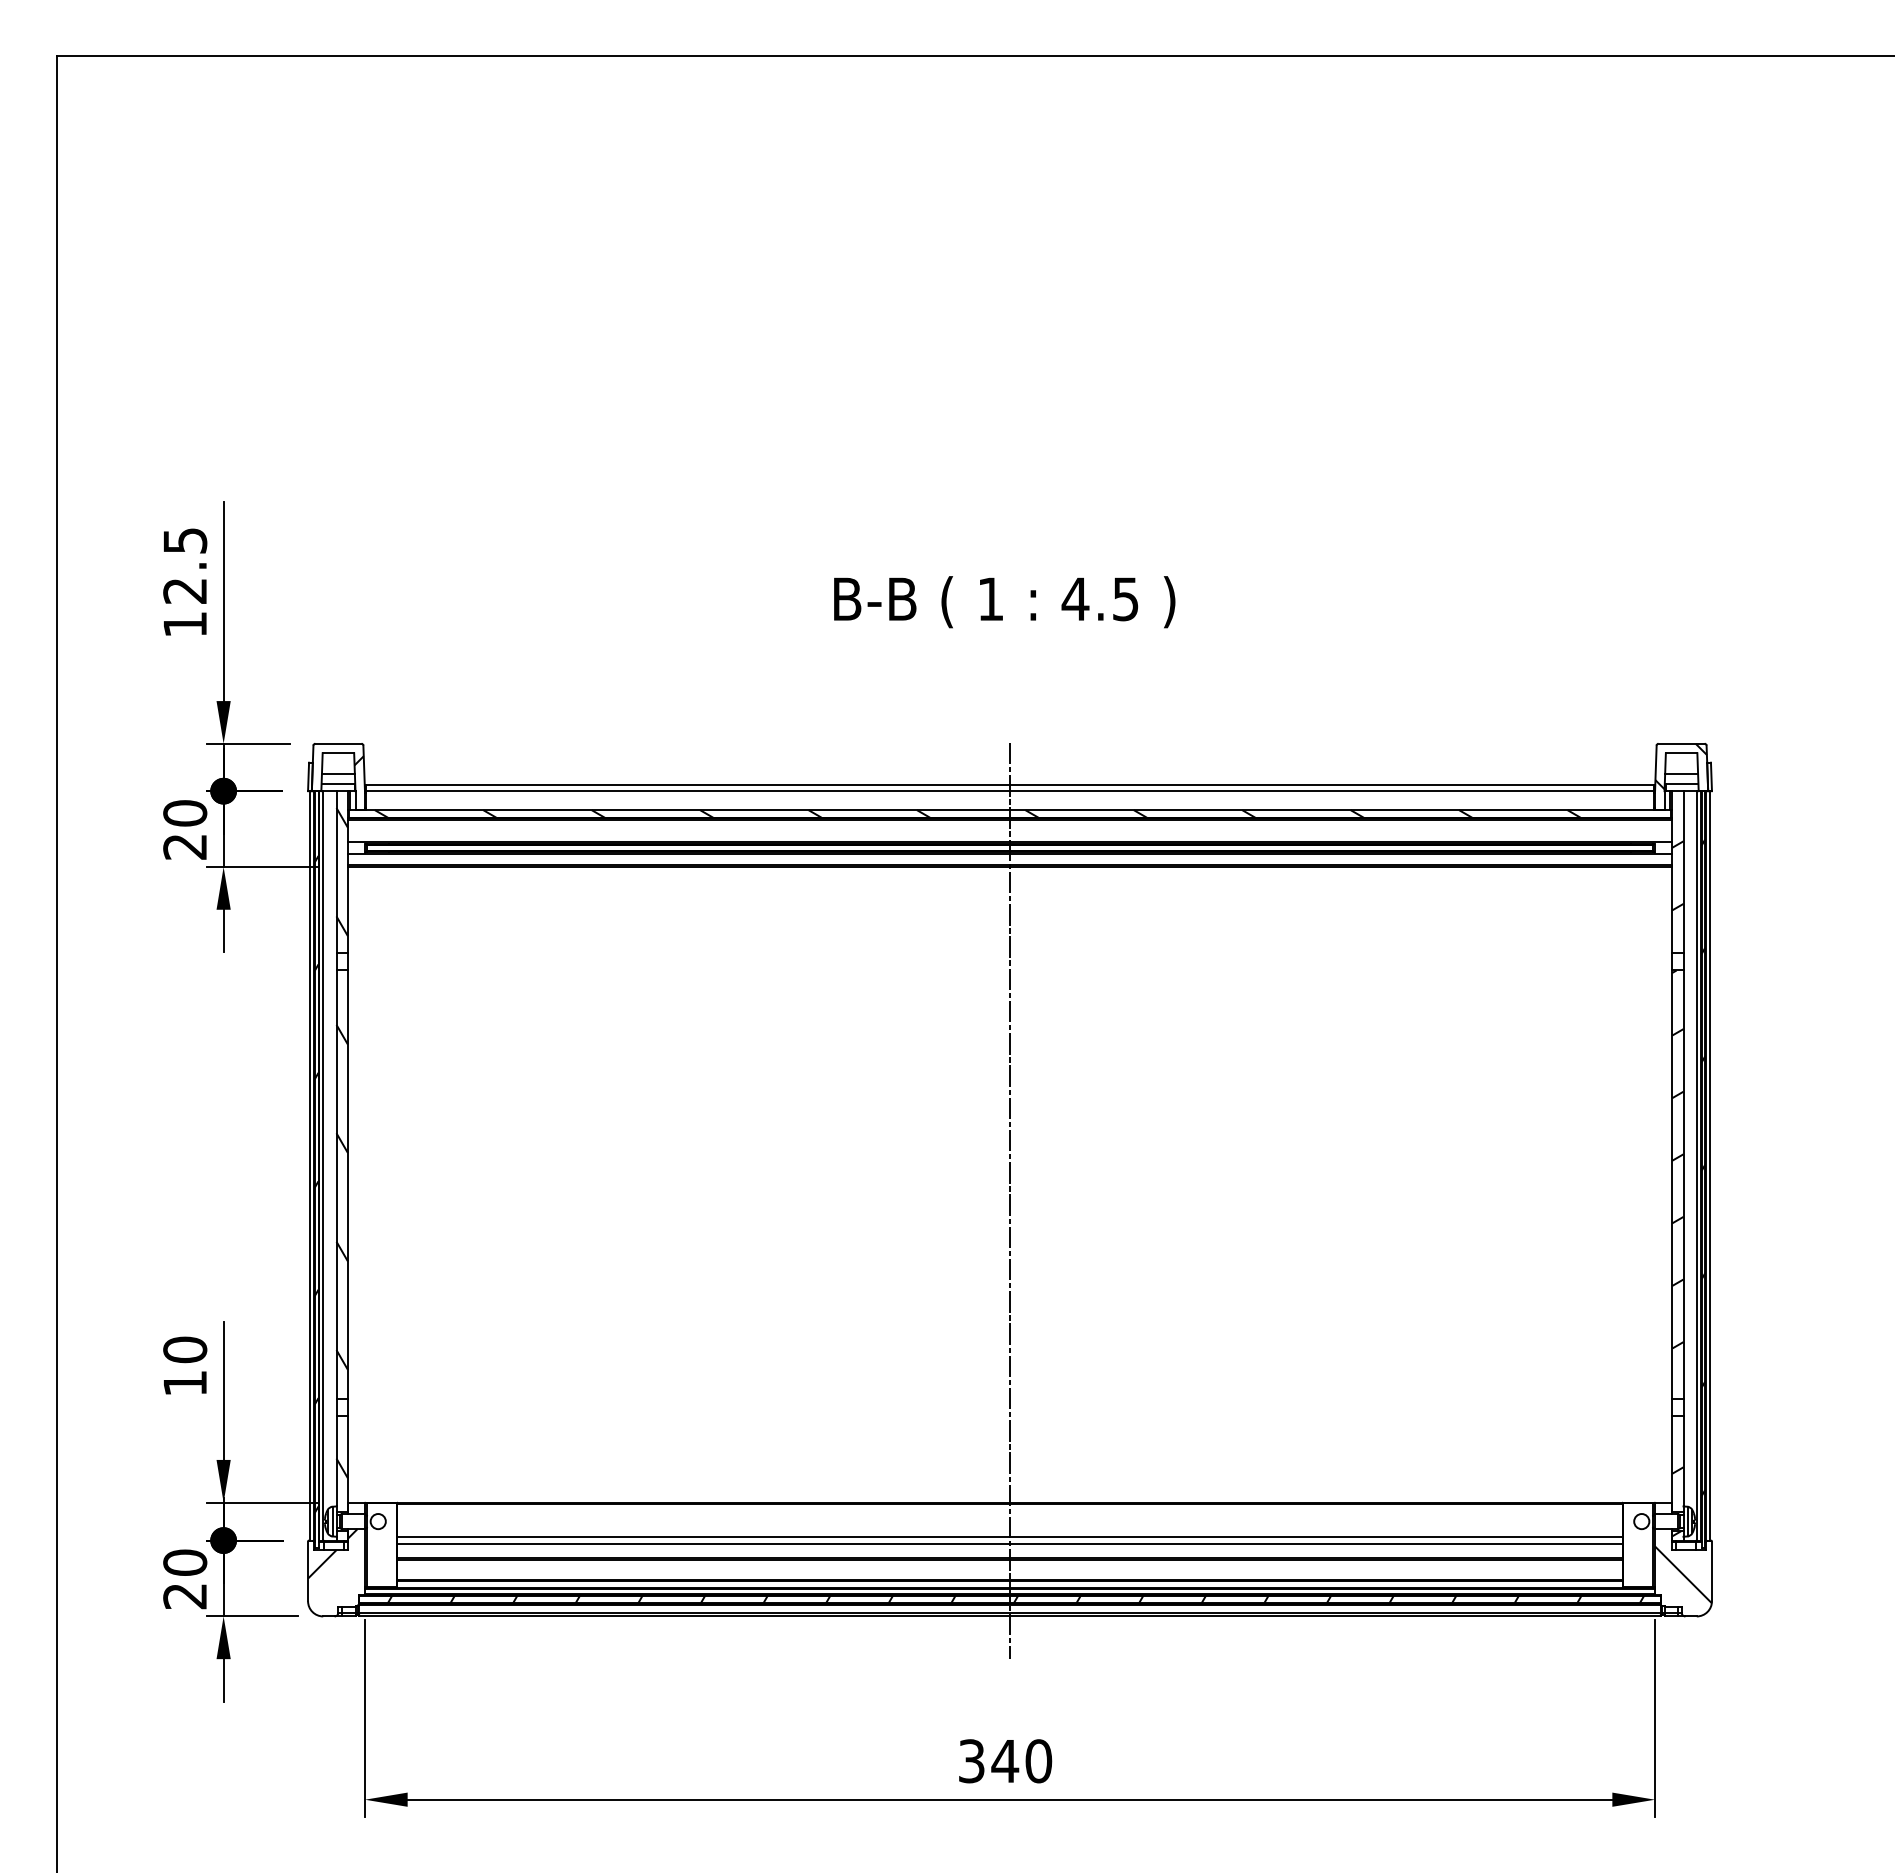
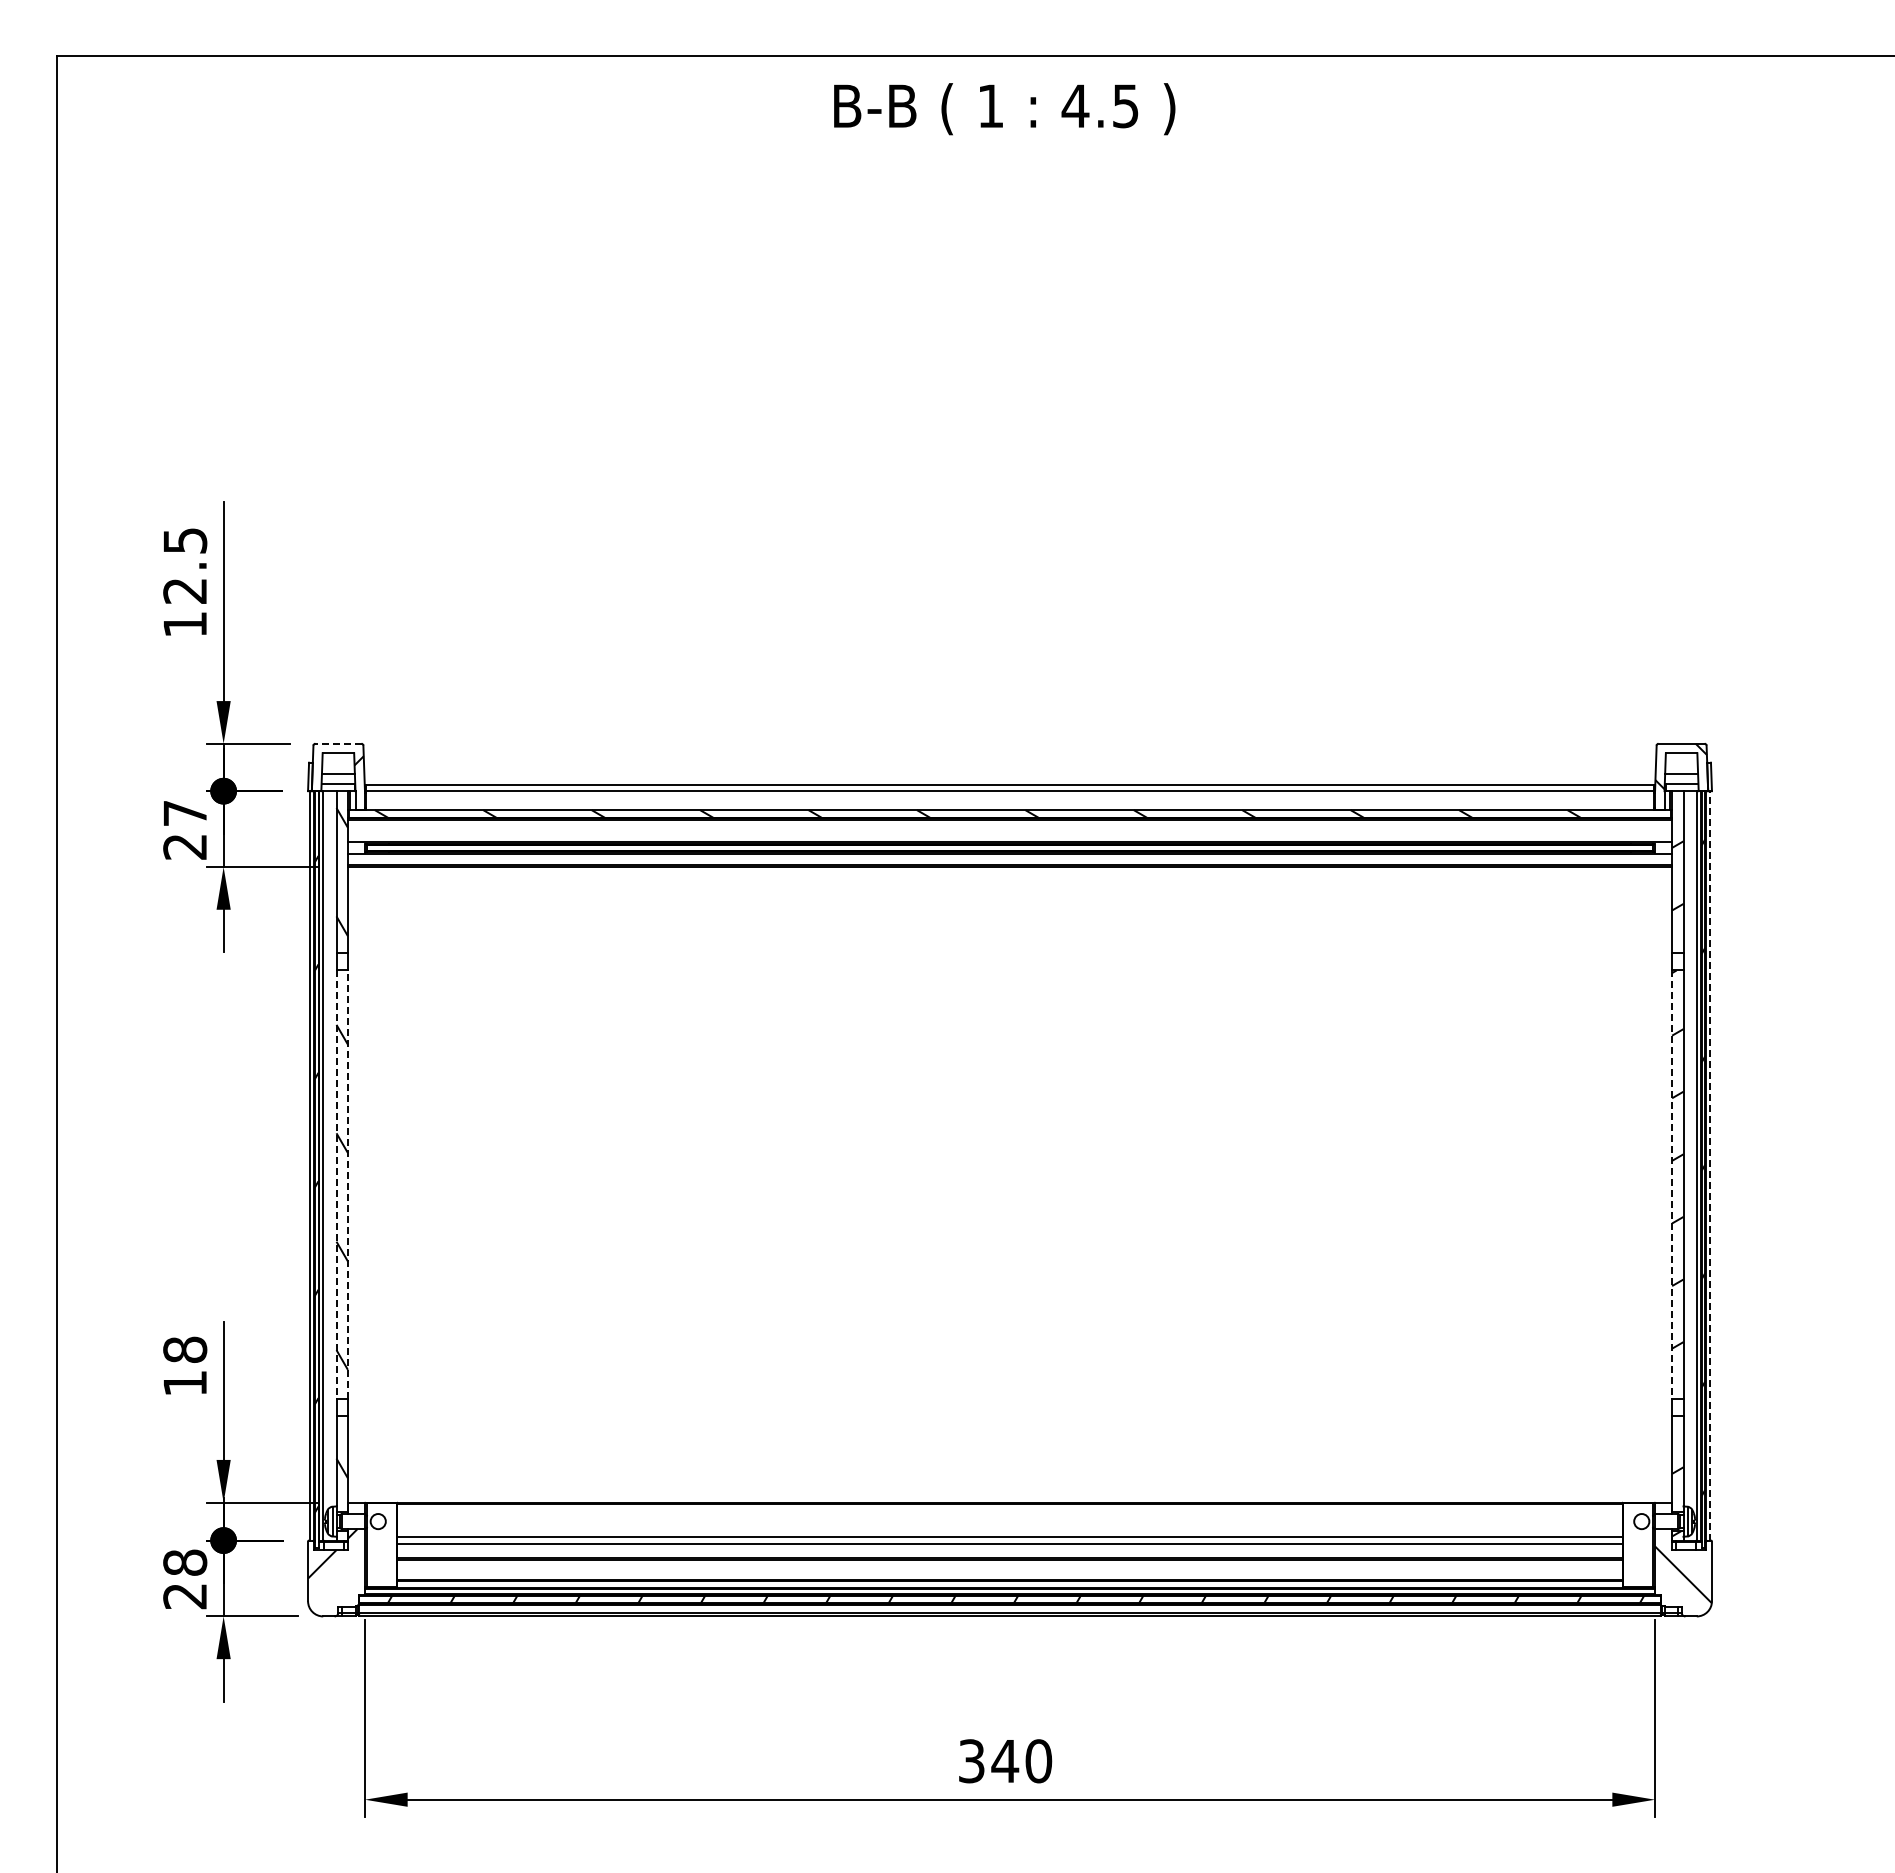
text position: (1004, 602) -> (1004, 109) (1004, 109)
line: solid -> dashed (337, 743)
text: 20 -> 27 (185, 813)
line: solid -> dashed (1710, 1165)
line: solid -> dashed (347, 1184)
line: solid -> dashed (336, 1185)
line: solid -> dashed (1672, 1185)
line: present -> none (1010, 1200)
text: 10 -> 18 (185, 1349)
text: 20 -> 28 (185, 1562)
